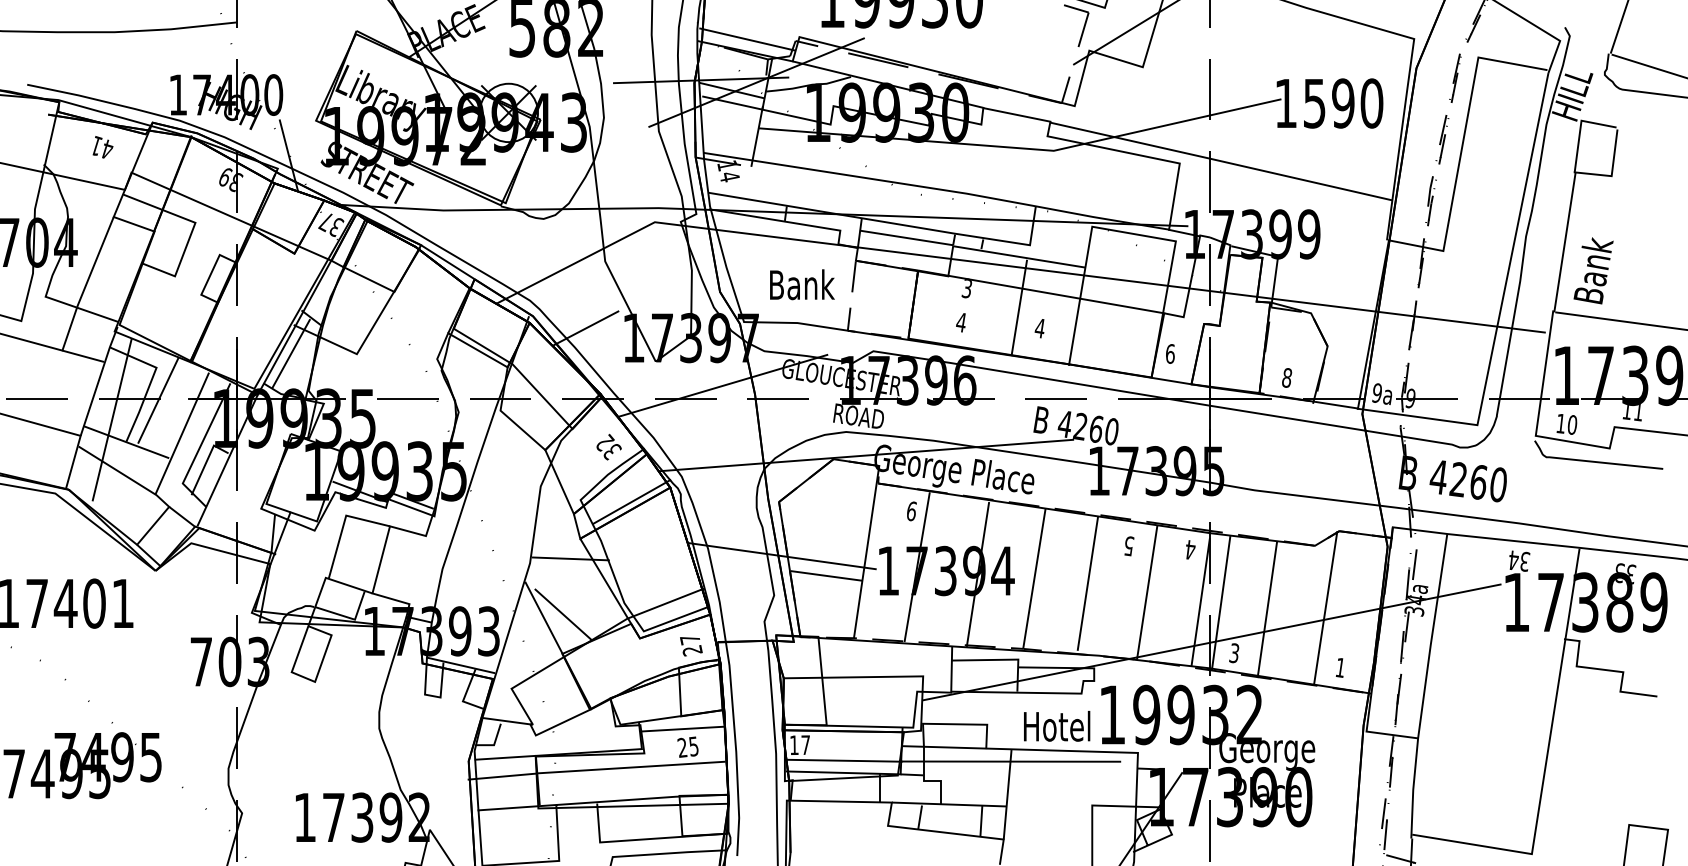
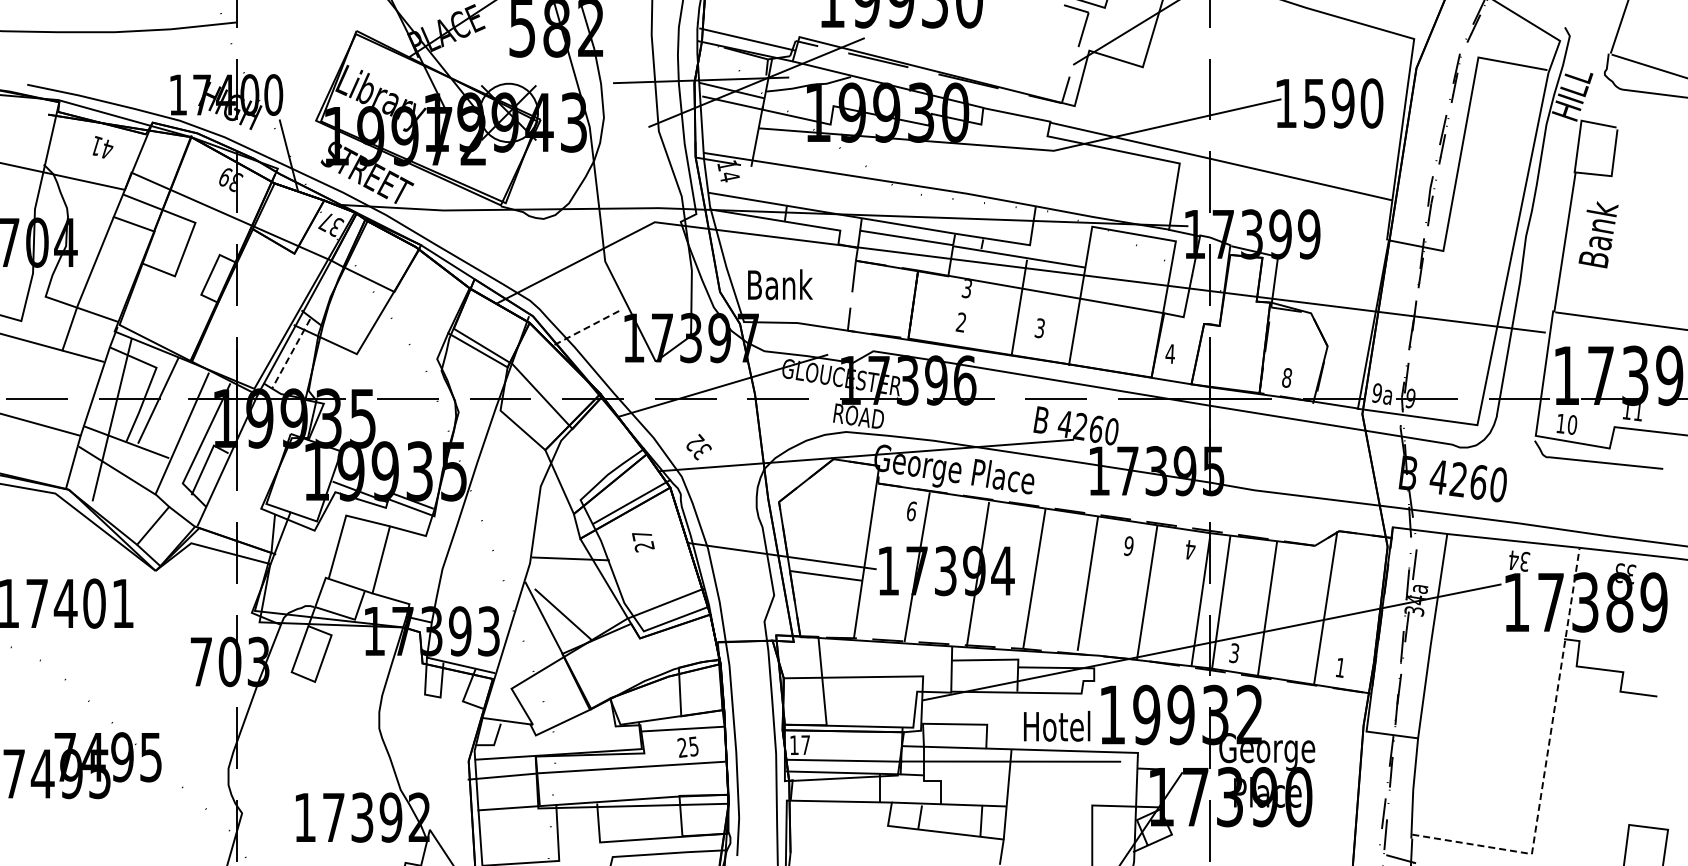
text position: (1593, 270) -> (1598, 234) (1598, 234)
text position: (802, 284) -> (780, 284) (780, 284)
text: 4 -> 2 (960, 322)
line: solid -> dashed (585, 328)
text: 4 -> 3 (1039, 328)
text: 6 -> 4 (1169, 353)
line: solid -> dashed (291, 354)
text position: (608, 446) -> (698, 446) (698, 446)
text: 5 -> 6 (1129, 546)
text position: (691, 646) -> (643, 542) (643, 542)
line: solid -> dashed (1546, 761)
